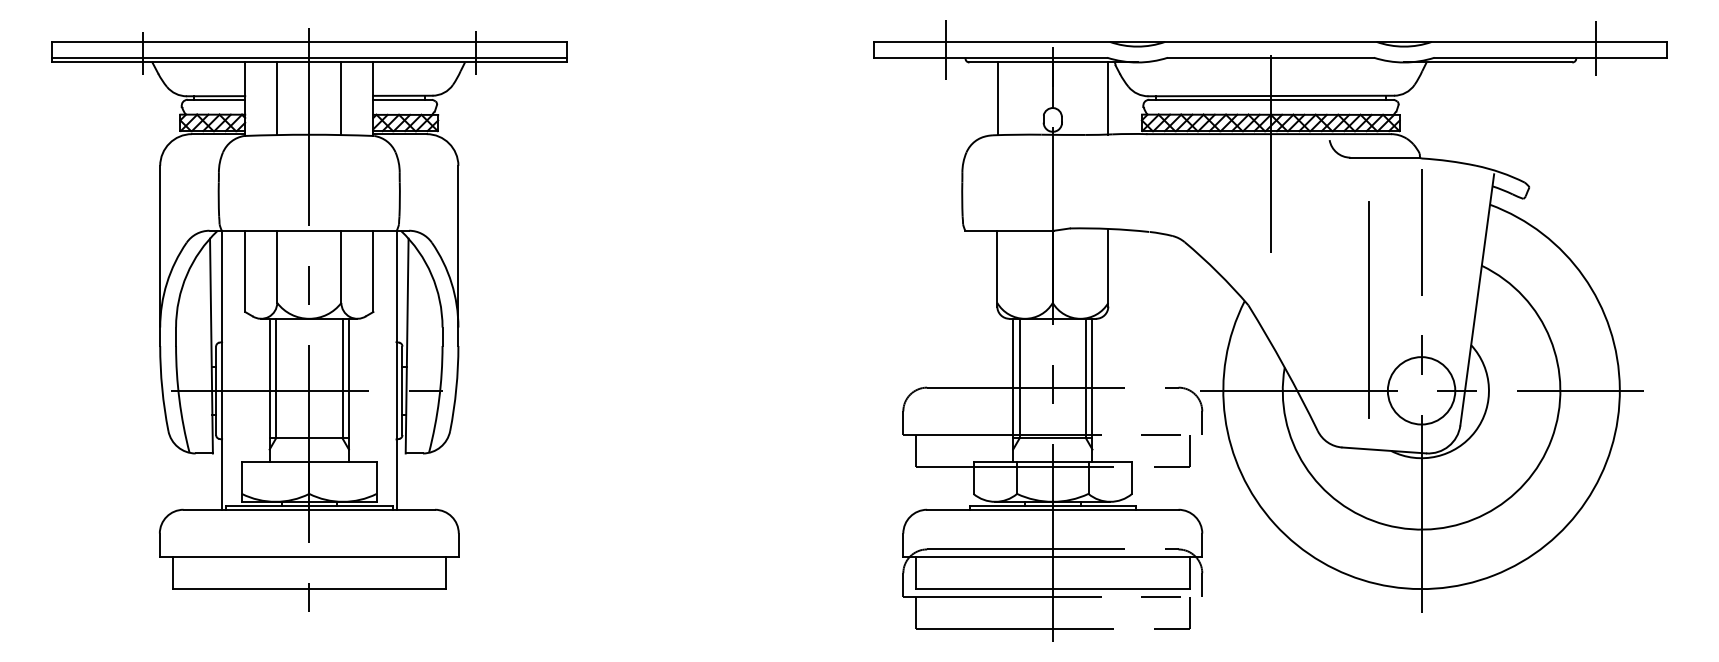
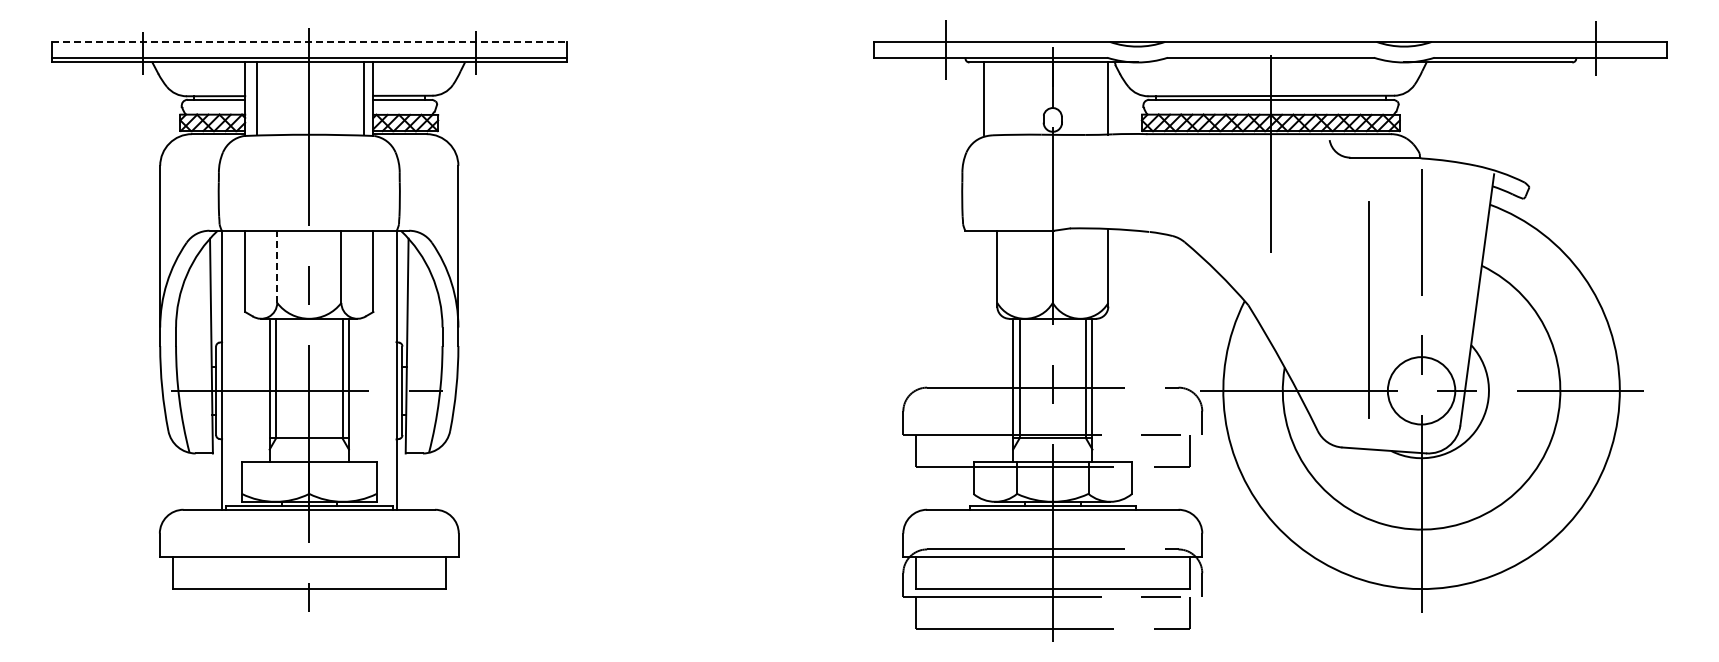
line: solid -> dashed (309, 41)
line position: (277, 98) -> (257, 98) (257, 98)
line position: (341, 98) -> (364, 98) (364, 98)
line position: (997, 98) -> (983, 98) (983, 98)
line: solid -> dashed (277, 266)
